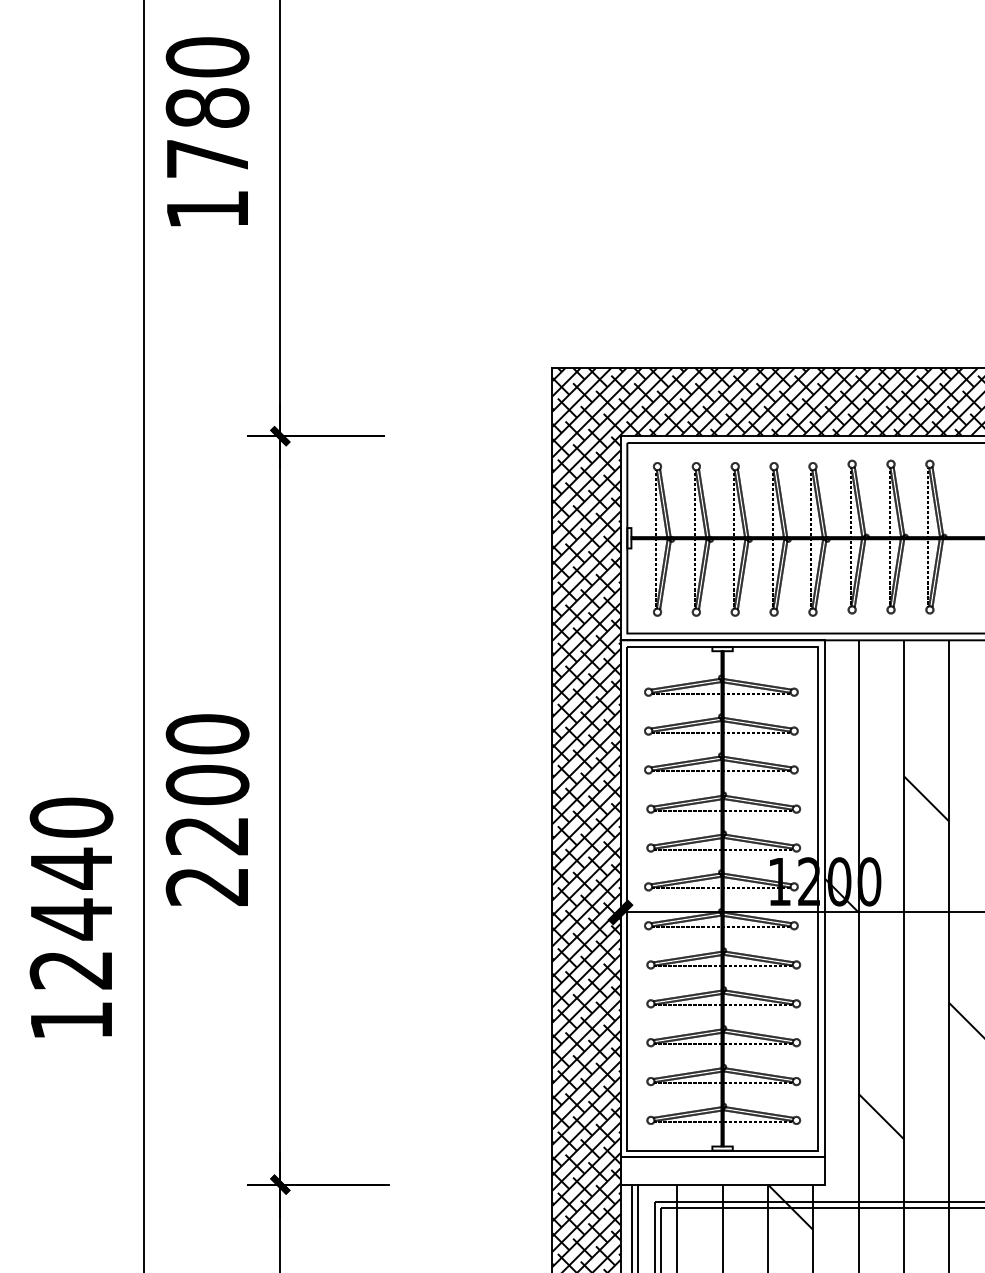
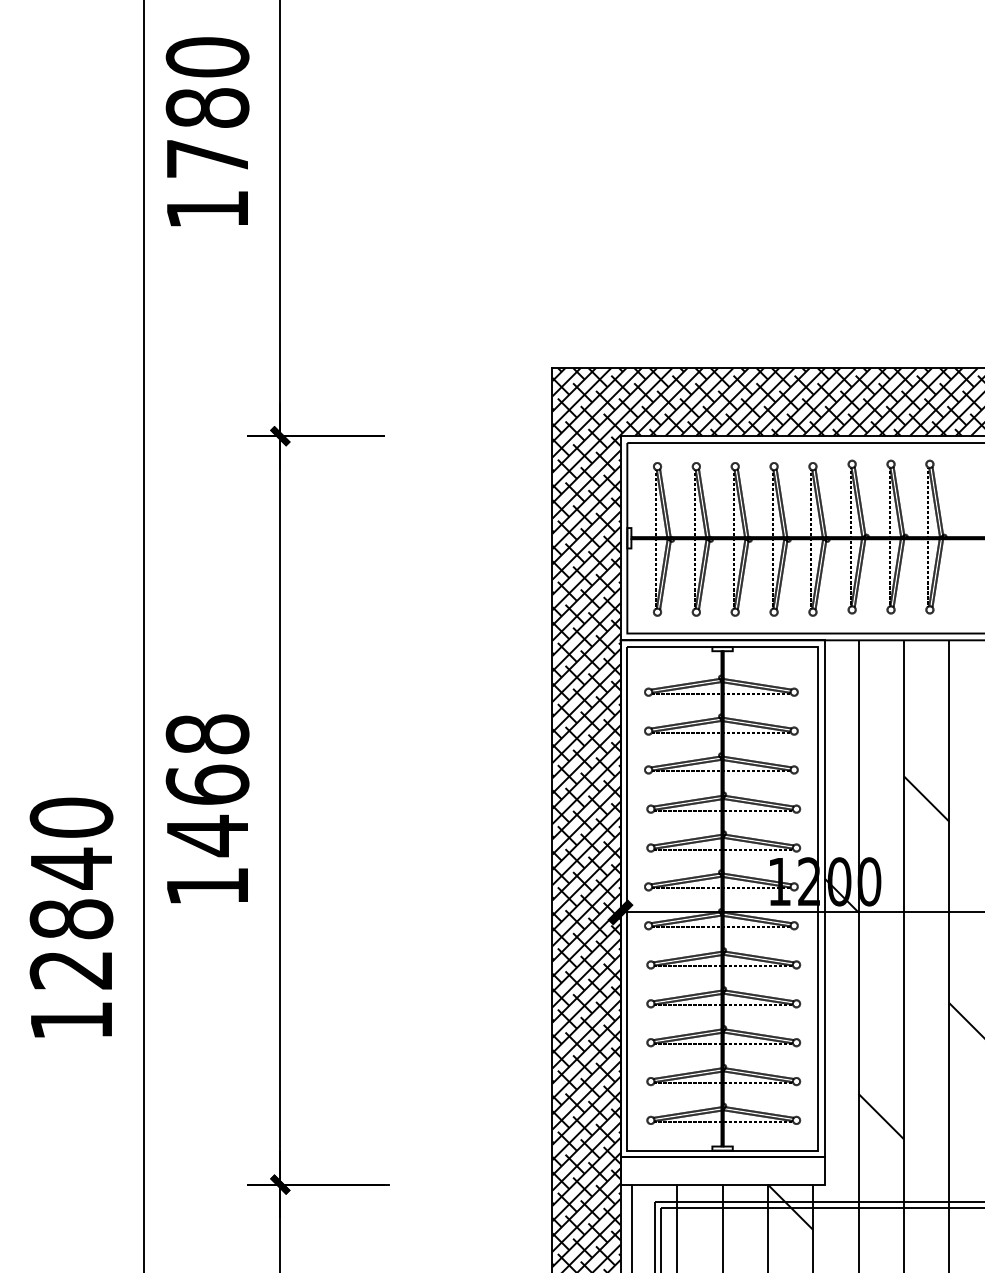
text: 2200 -> 1468 (207, 809)
text: 12440 -> 12840 (71, 919)
line: present -> none (637, 1226)
